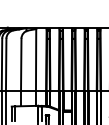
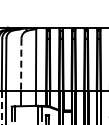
line: solid -> dashed (21, 65)
line: solid -> dashed (1, 108)
